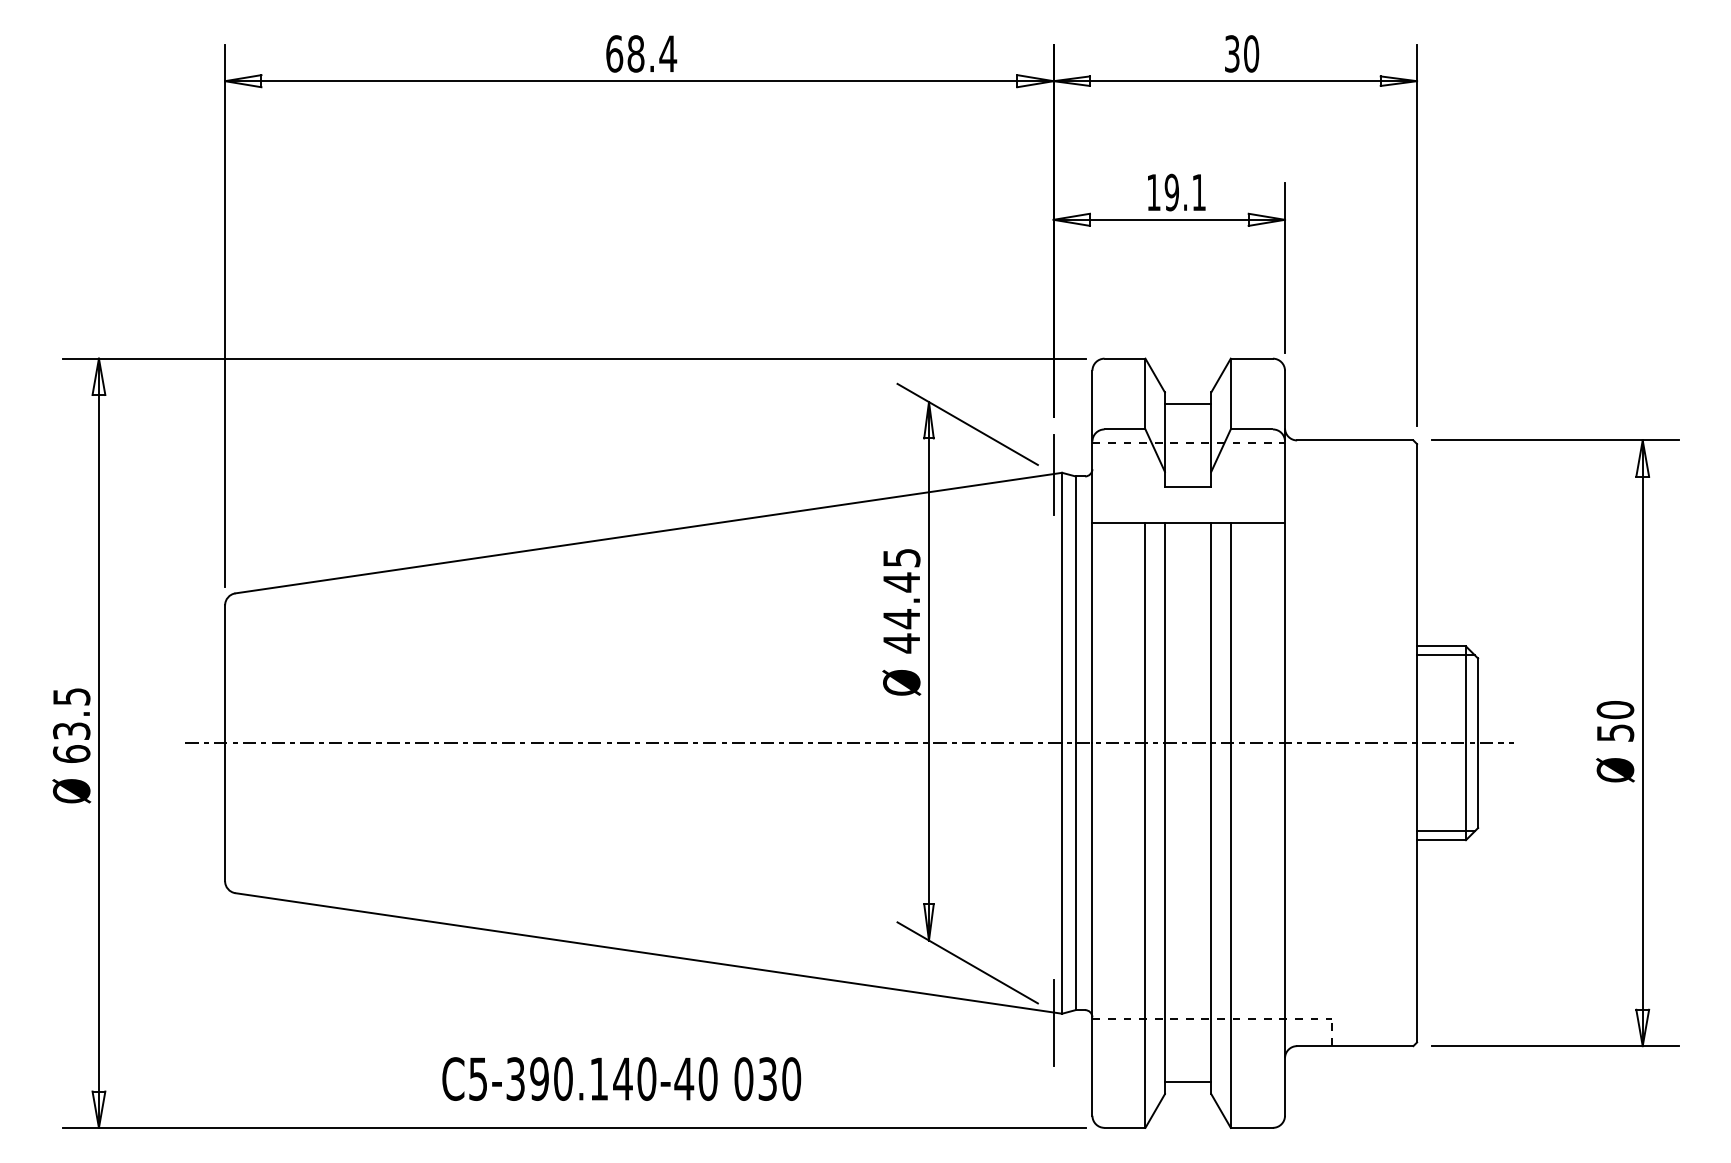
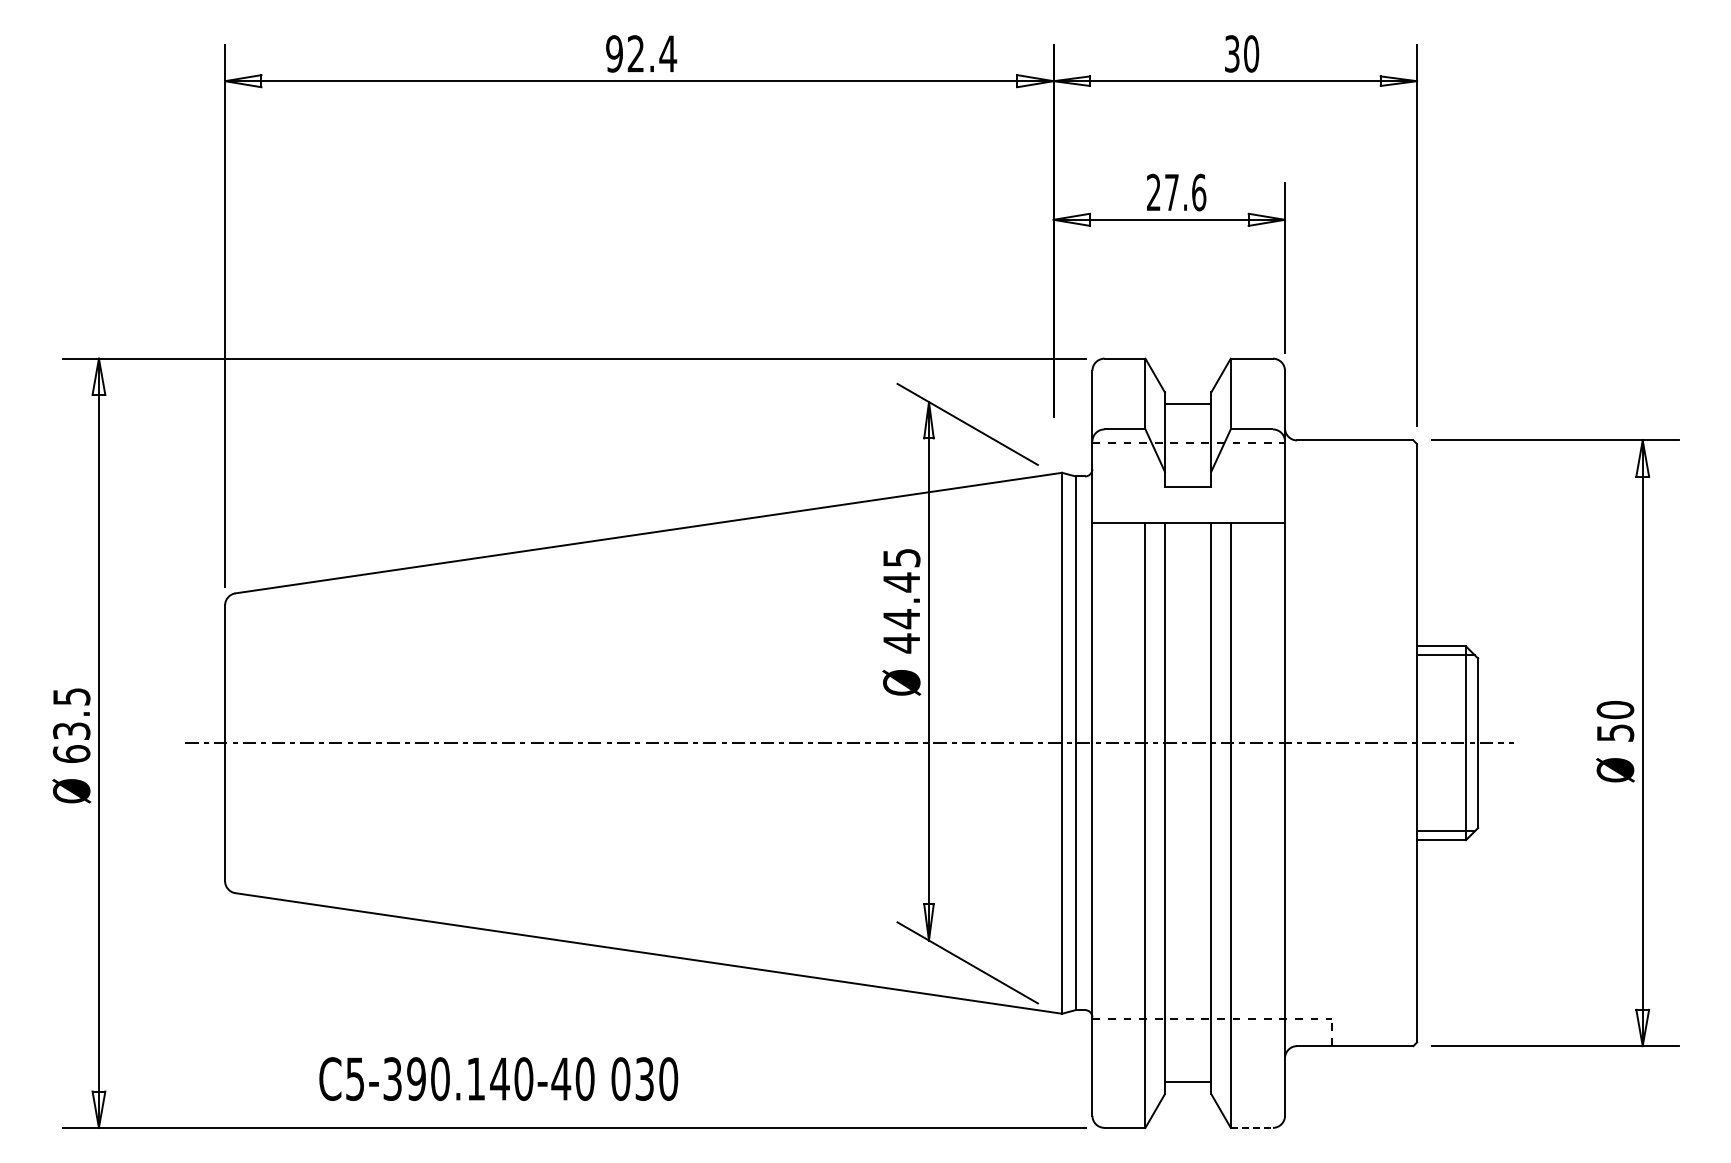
text: 68.4 -> 92.4 (625, 53)
text: 19.1 -> 27.6 (1176, 192)
line: present -> none (1053, 474)
line: present -> none (1053, 1022)
text position: (621, 1078) -> (498, 1078) (498, 1078)
line: solid -> dashed (1252, 1127)
